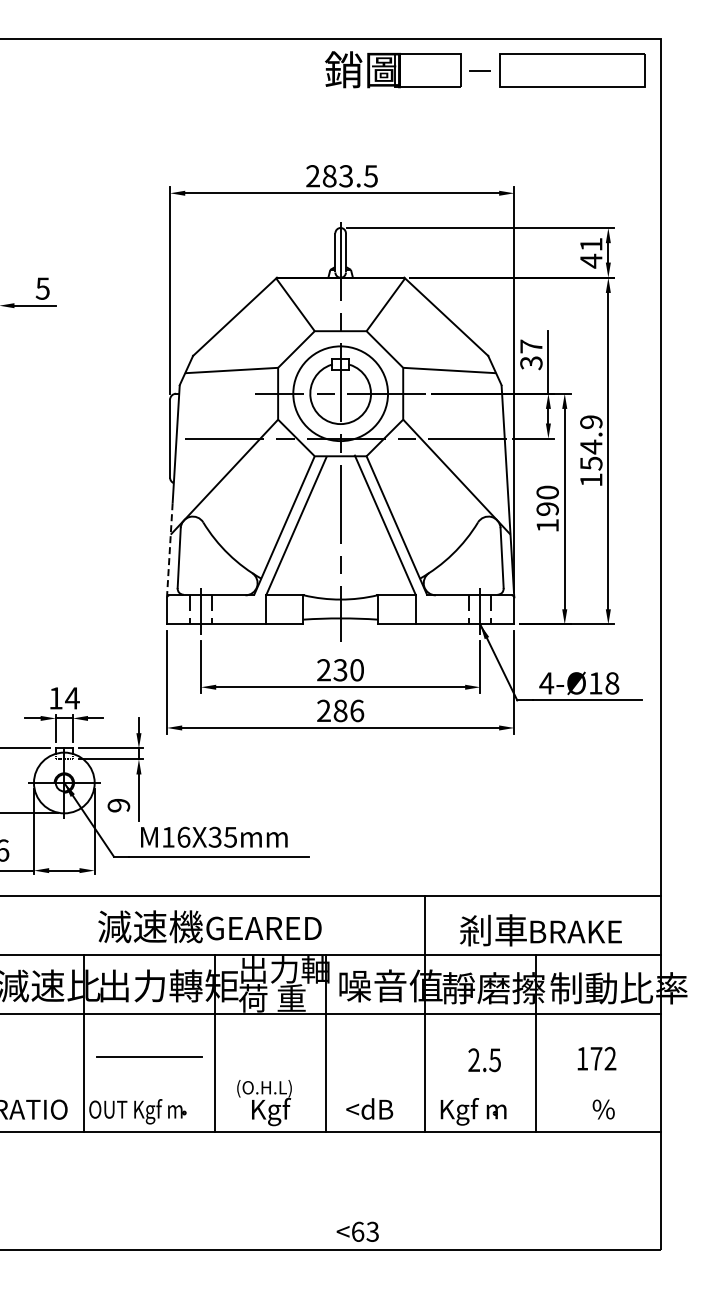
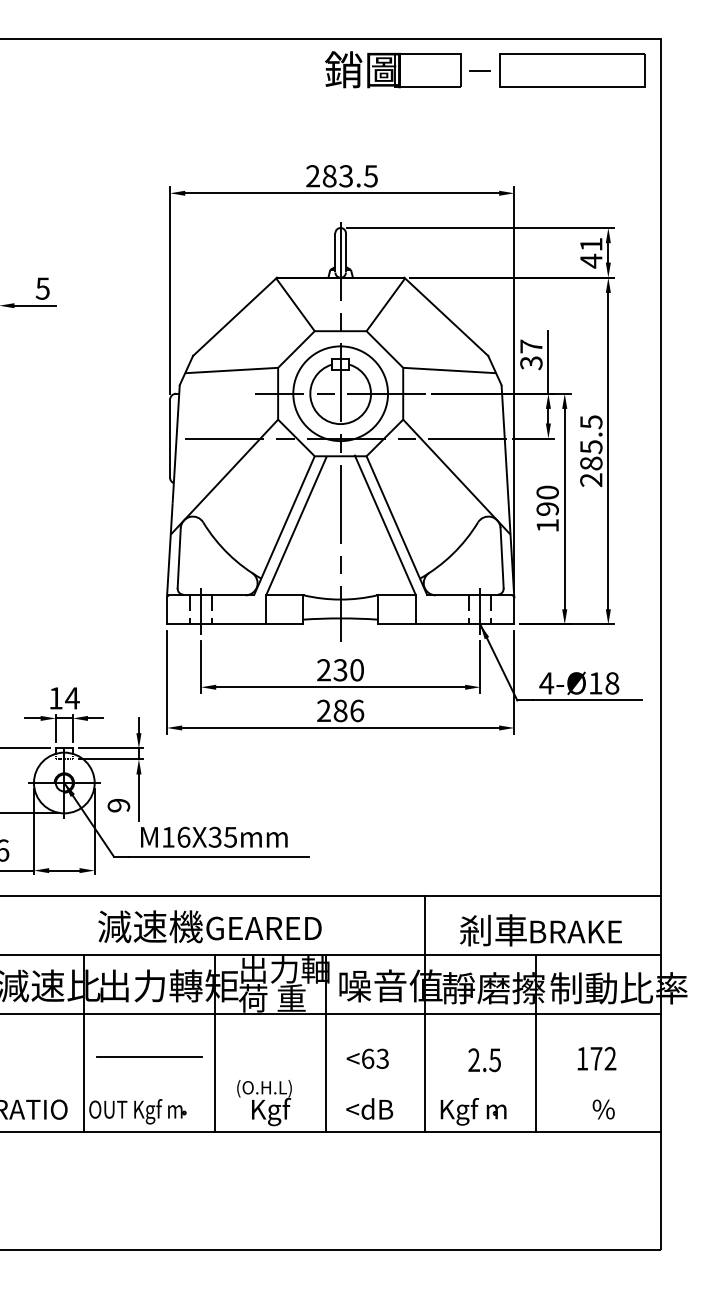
text: 154.9 -> 285.5 (591, 450)
line: dashed -> solid (169, 550)
text position: (357, 1231) -> (367, 1058) (367, 1058)
